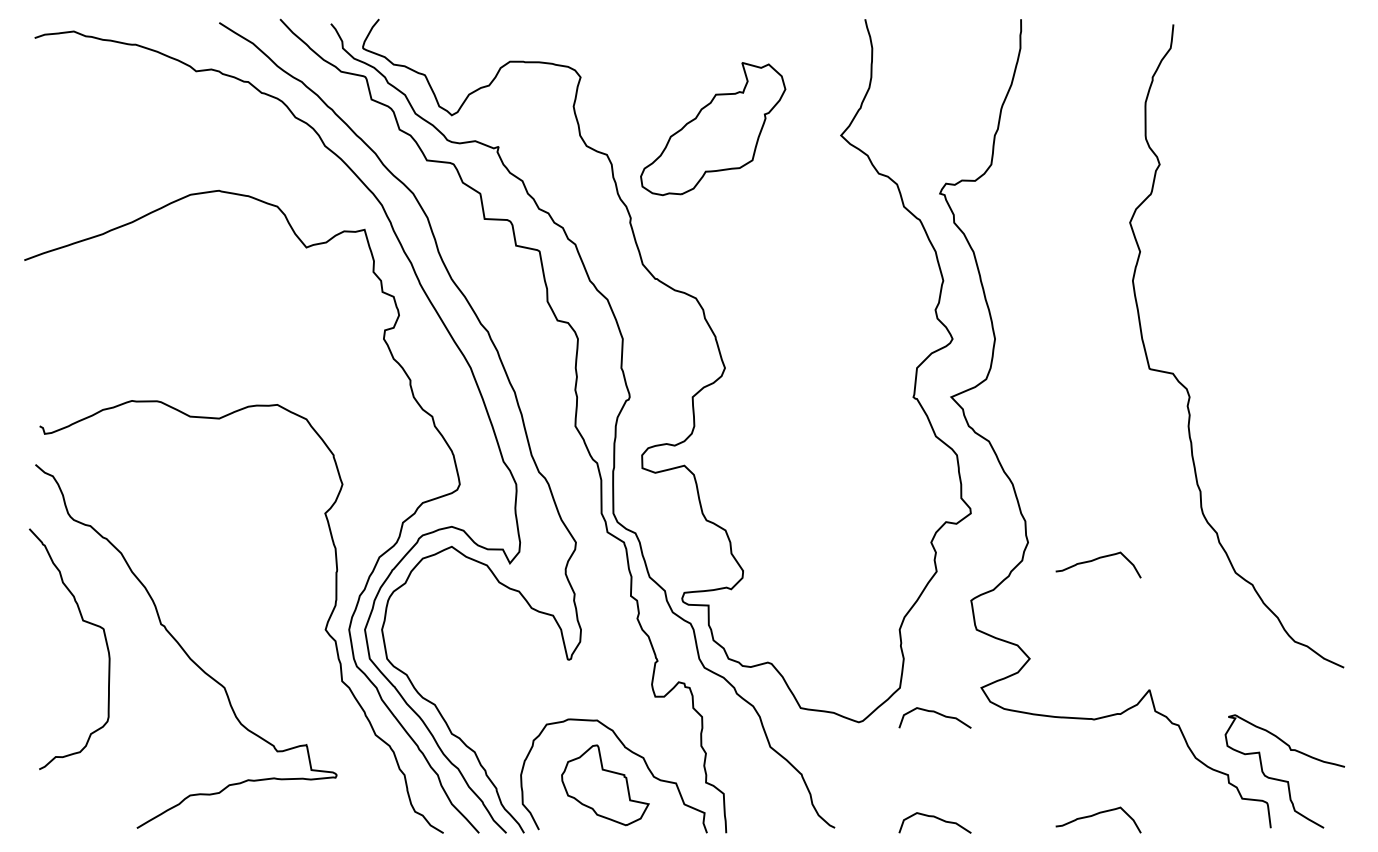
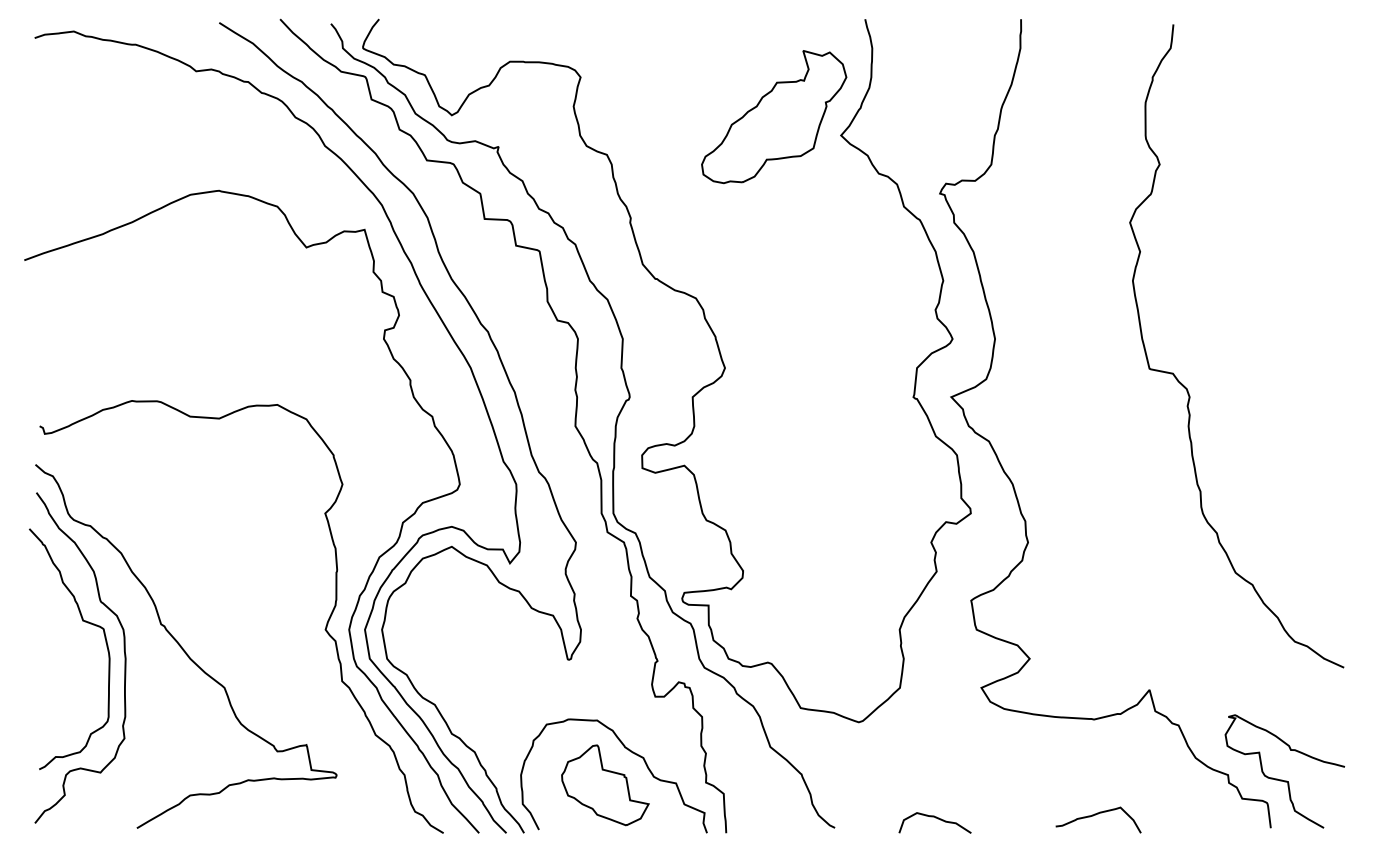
part position: (713, 129) -> (774, 117) (774, 117)
curve: present -> none (1098, 559)
curve: none -> present (123, 650)
curve: present -> none (935, 713)
